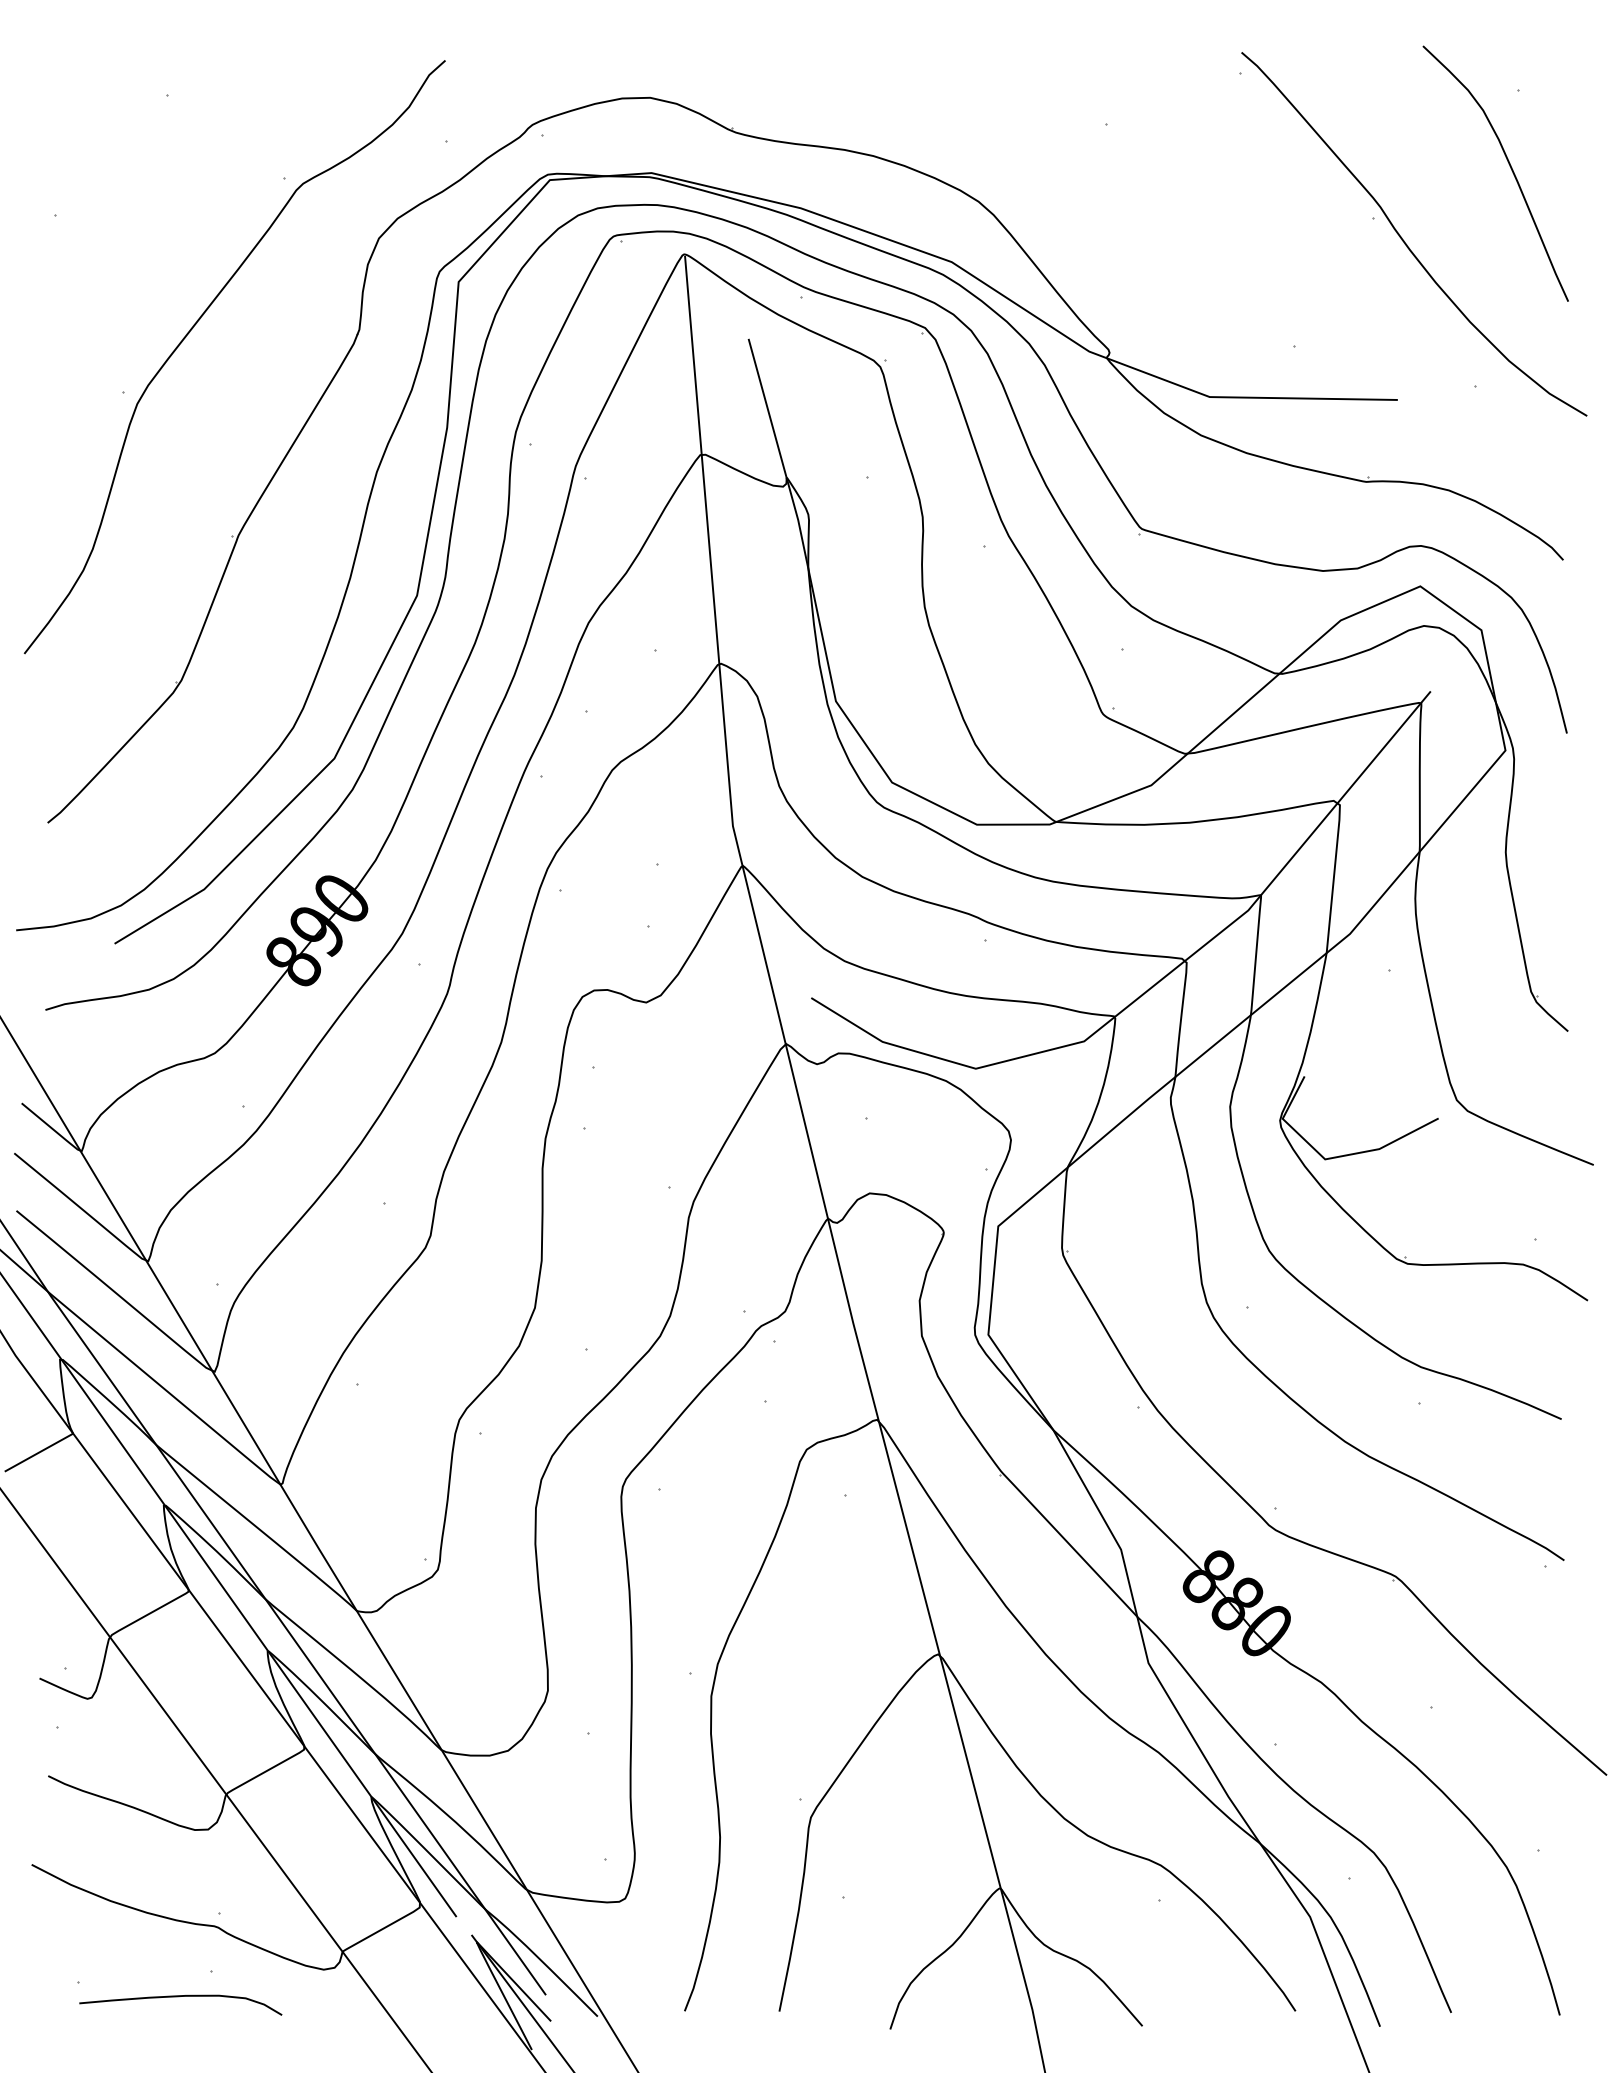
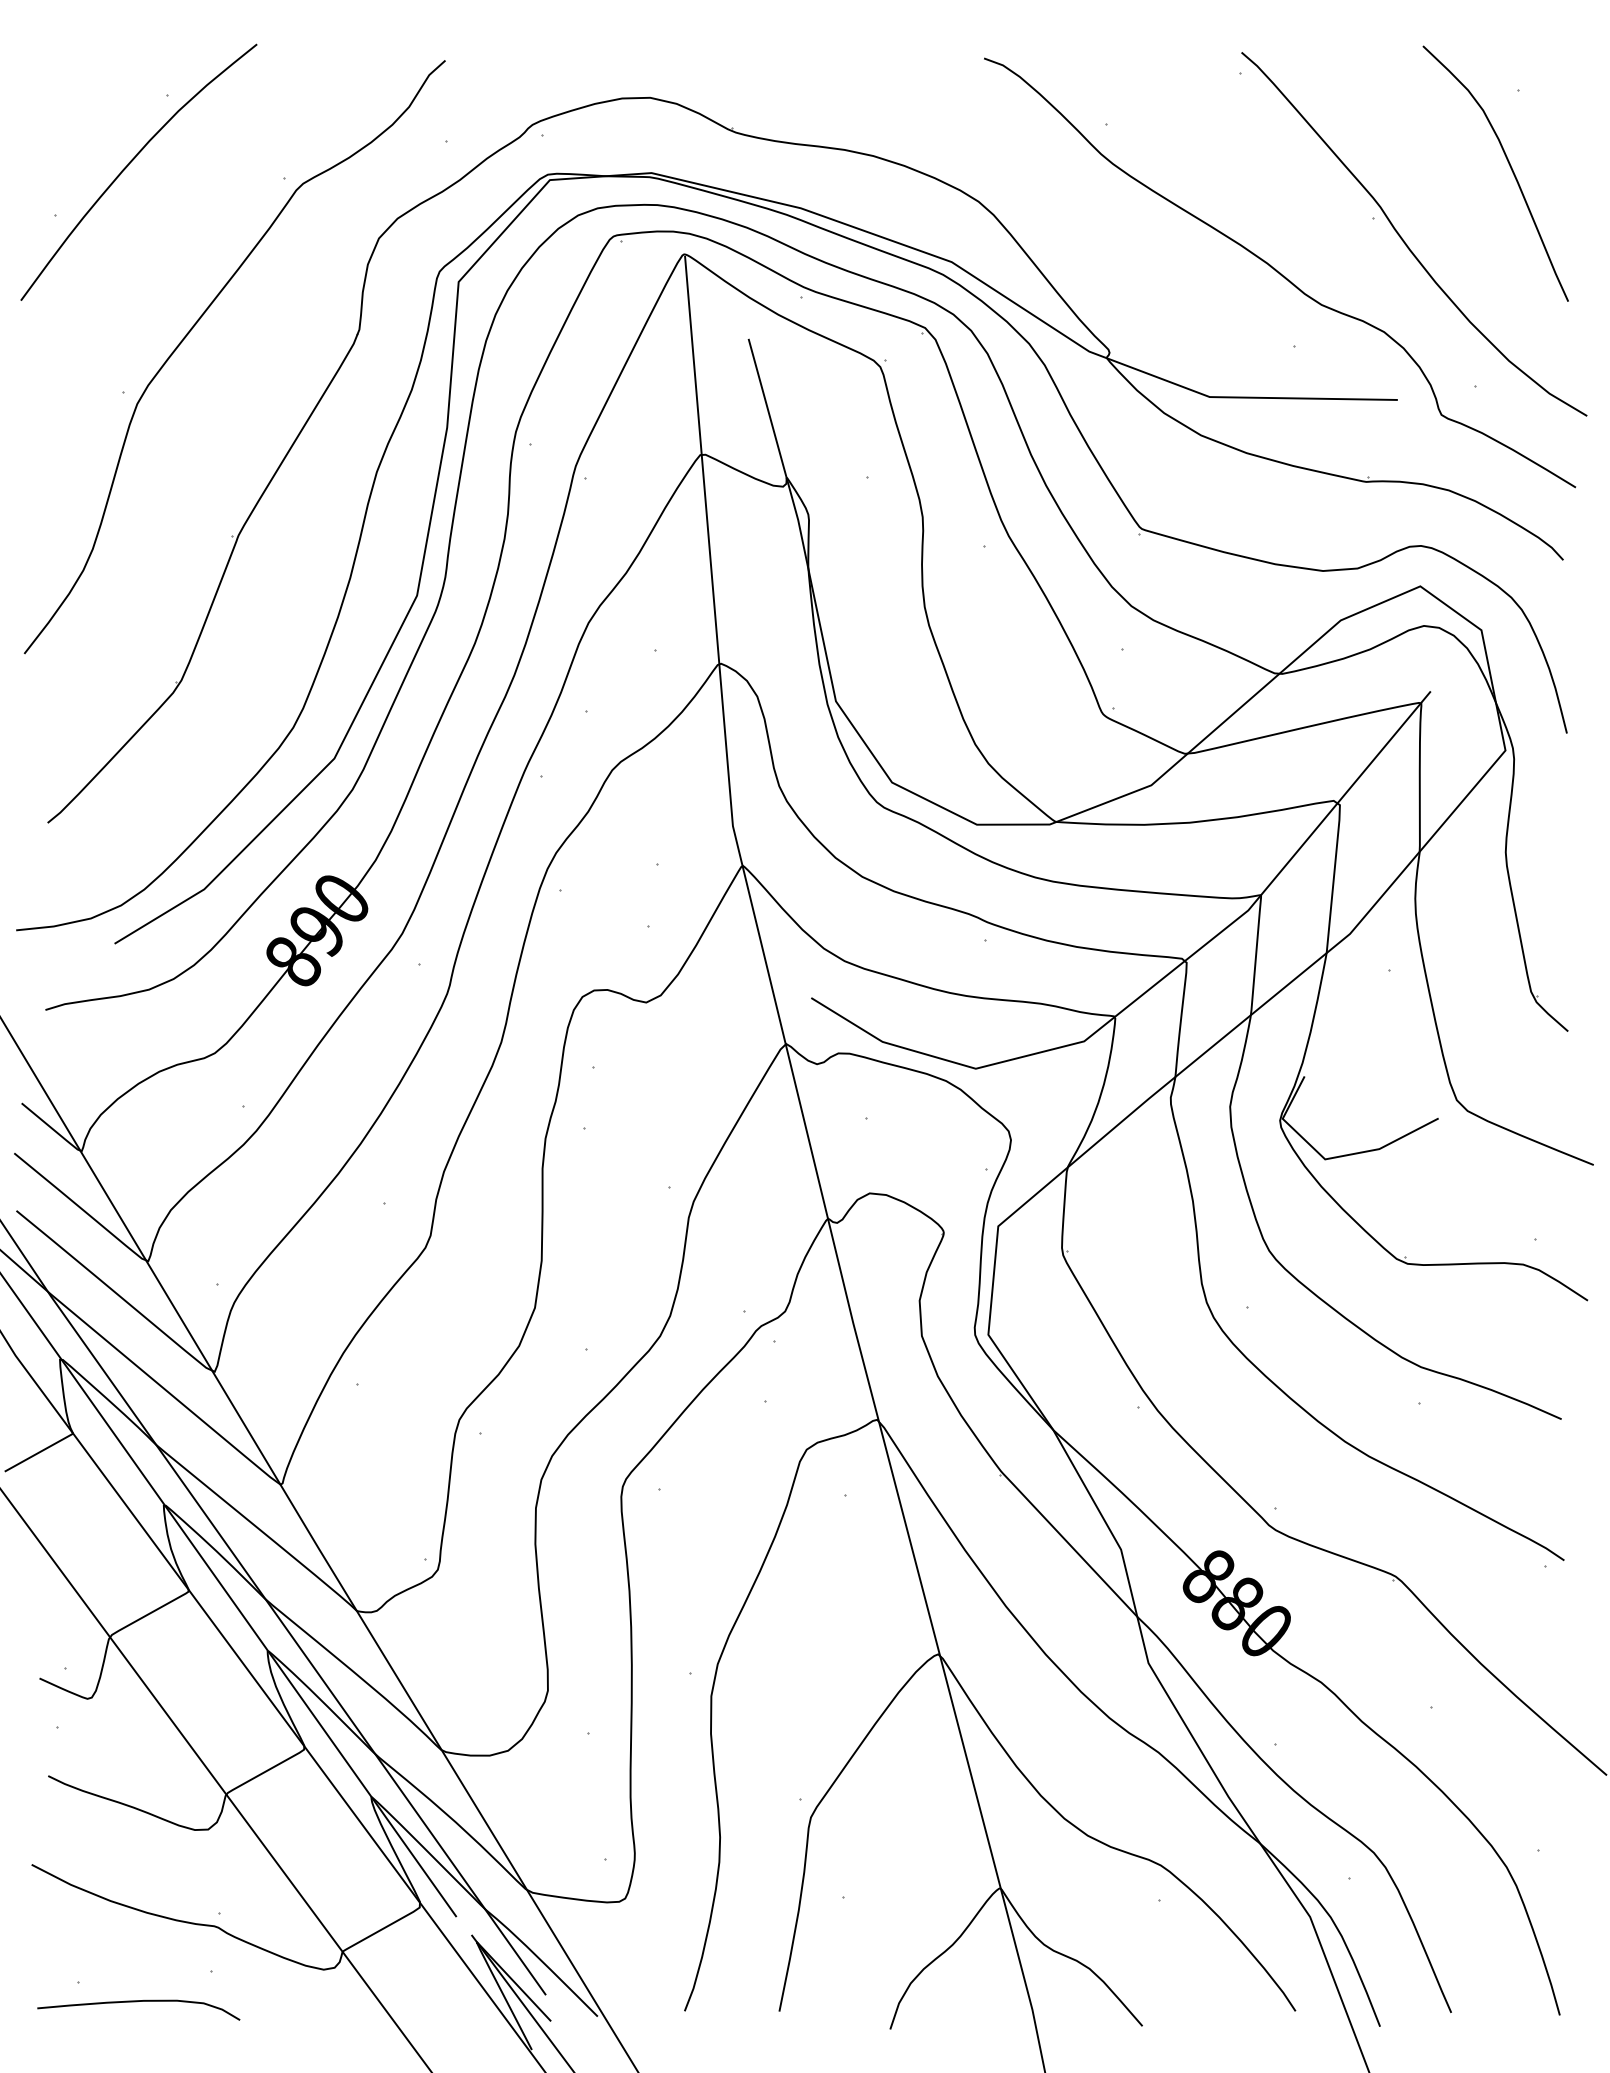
curve: none -> present (130, 163)
curve: none -> present (1280, 272)
curve position: (179, 1997) -> (137, 2002) (137, 2002)
